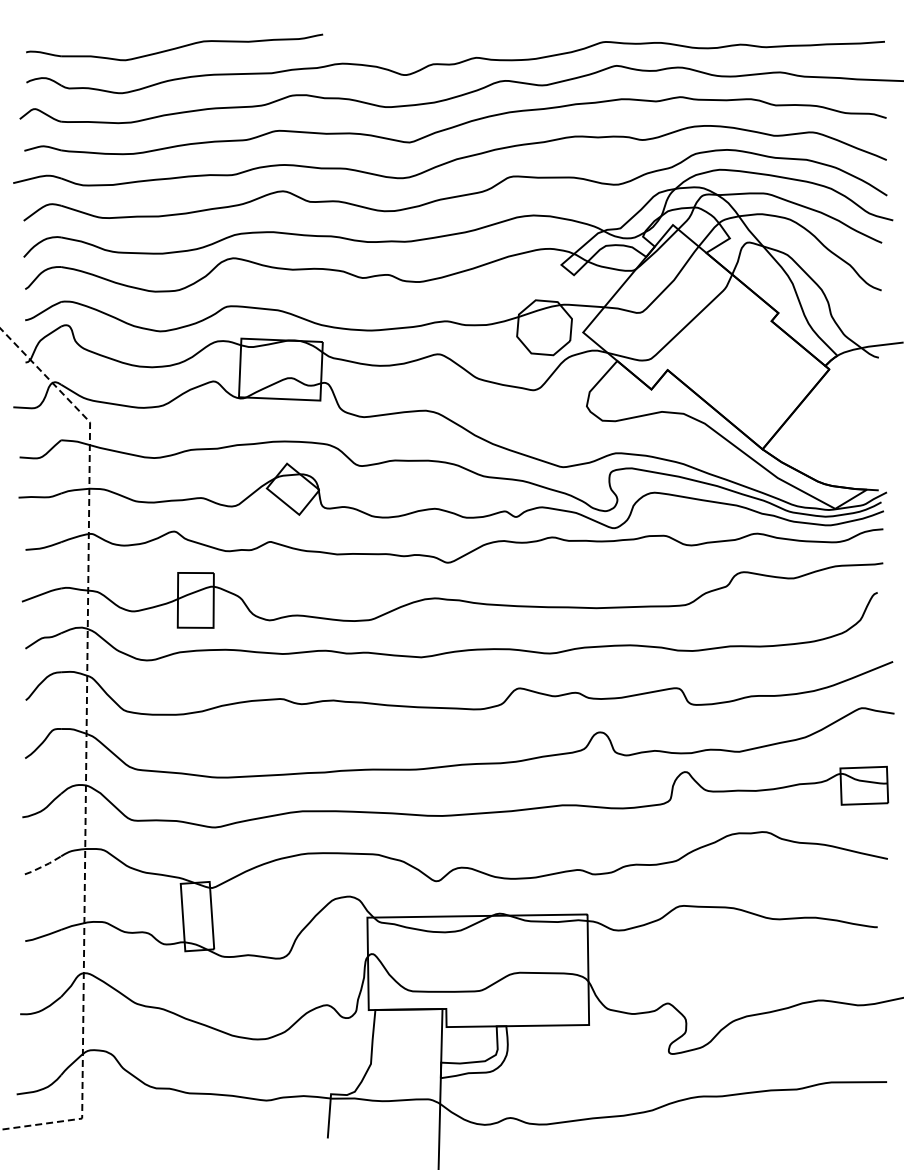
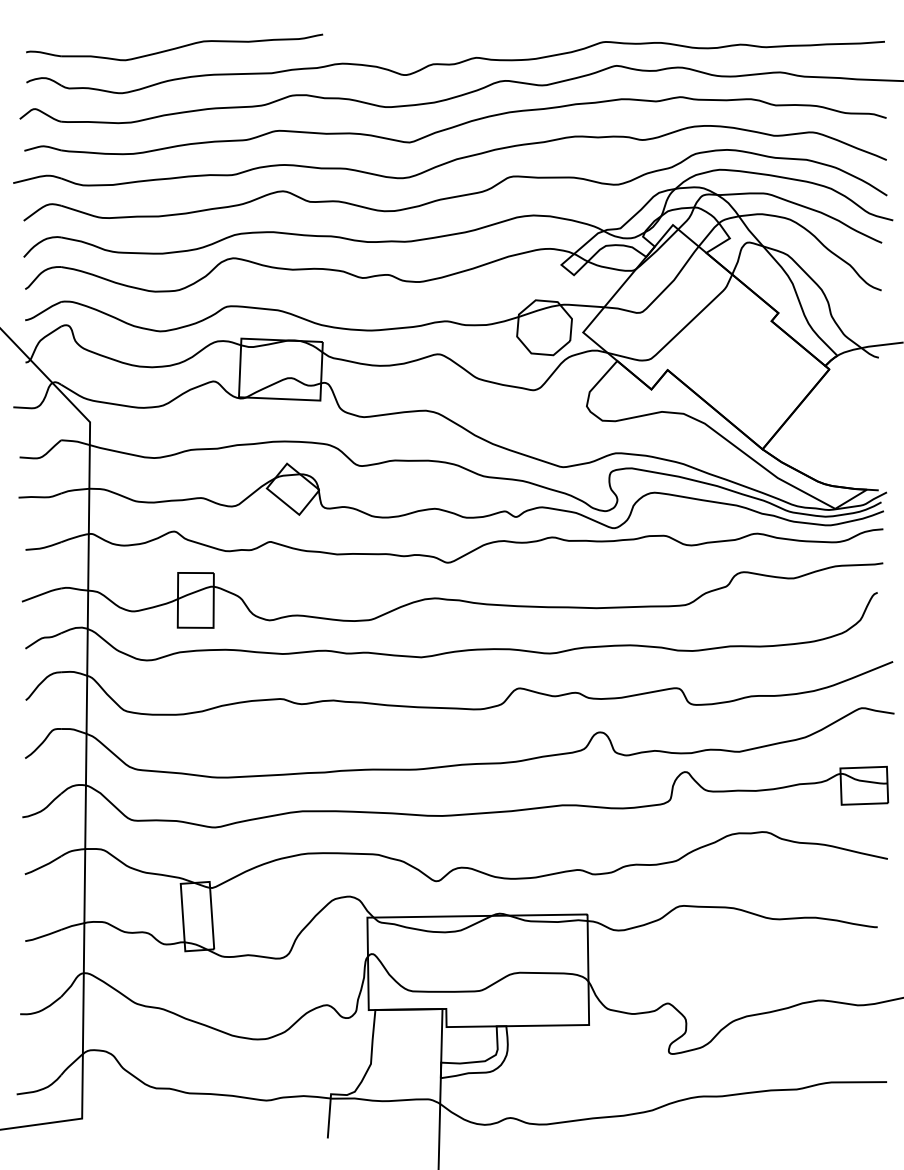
line: dashed -> solid (86, 746)
line: dashed -> solid (43, 865)
